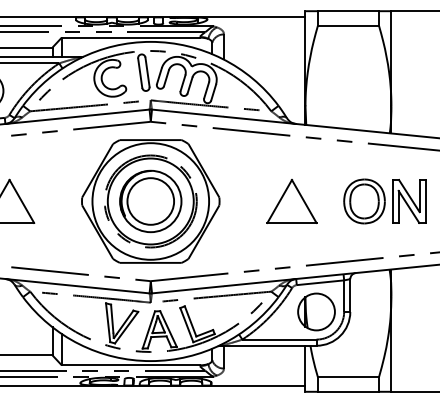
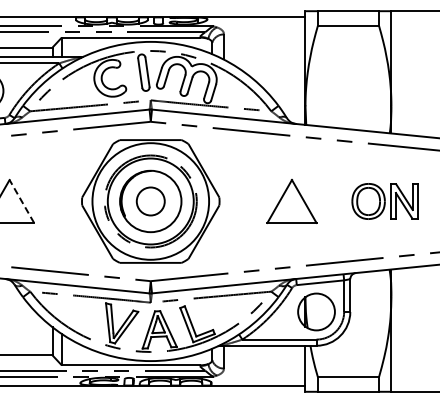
line: solid -> dashed (21, 201)
circle diameter: 47 px -> 28 px (150, 201)
part size: 84x47 px -> 68x37 px (384, 201)
